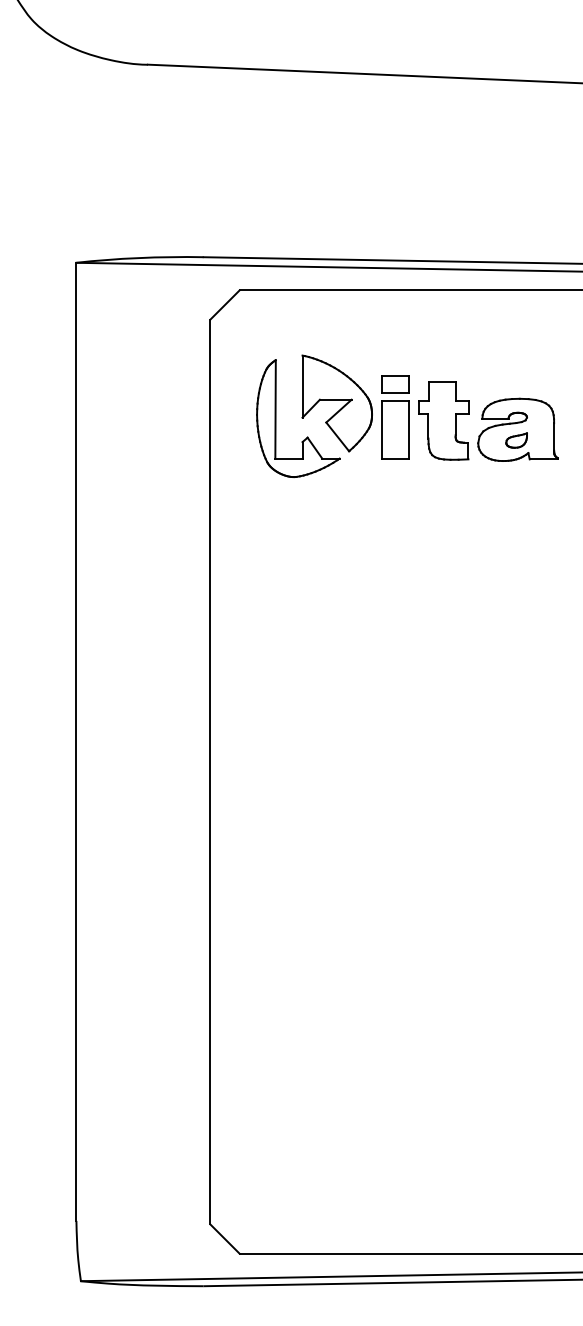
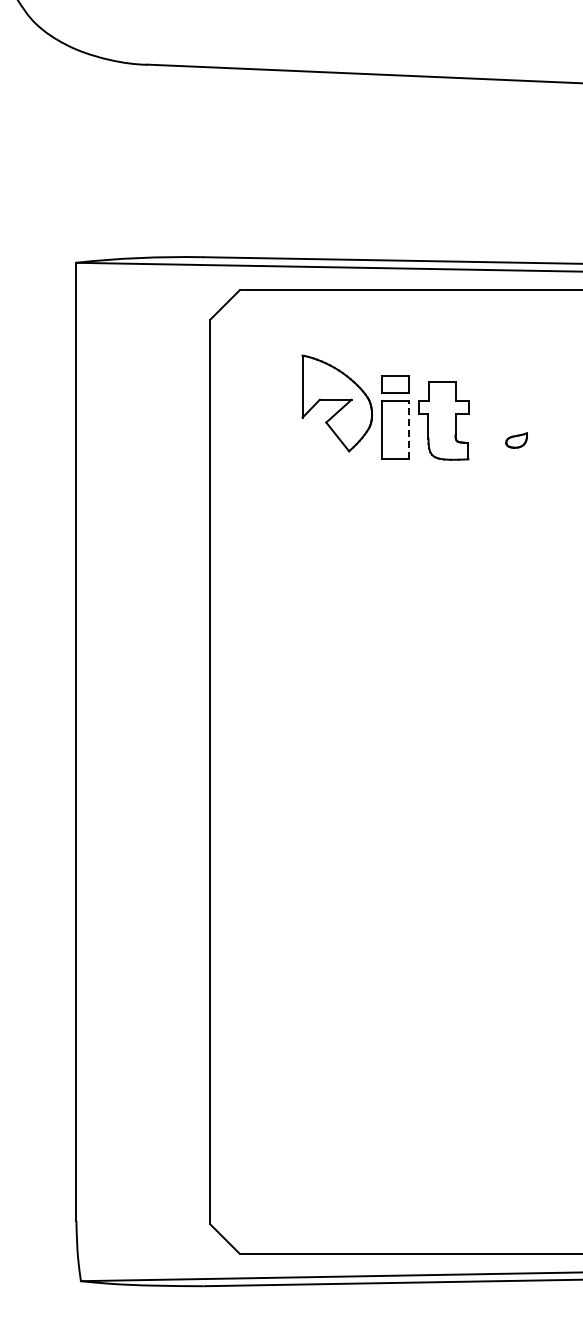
line: solid -> dashed (408, 429)
part: present -> none (517, 429)
part: present -> none (307, 436)
